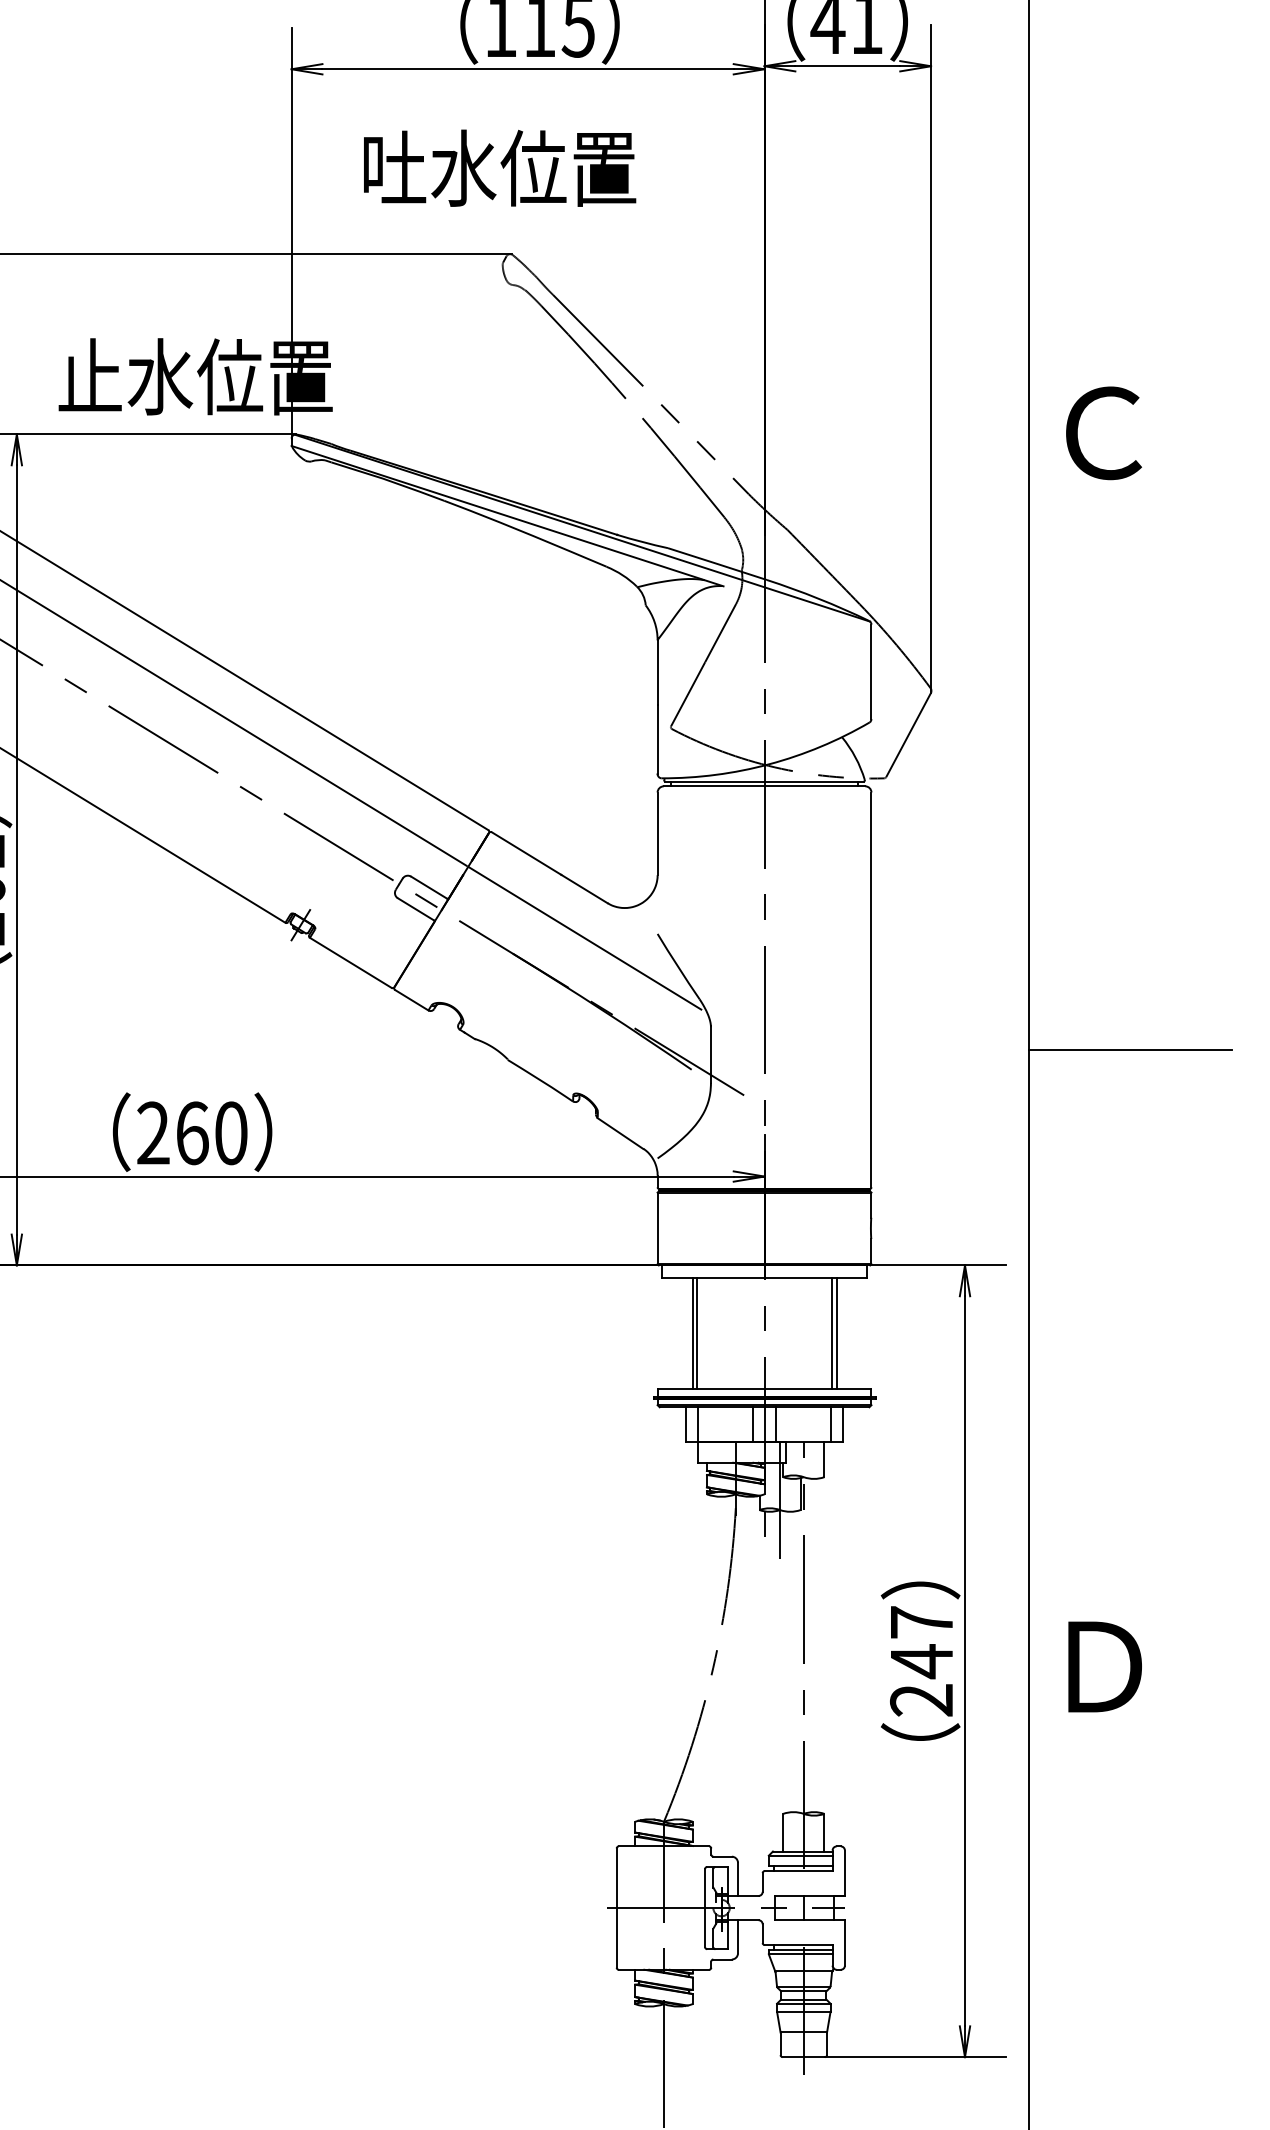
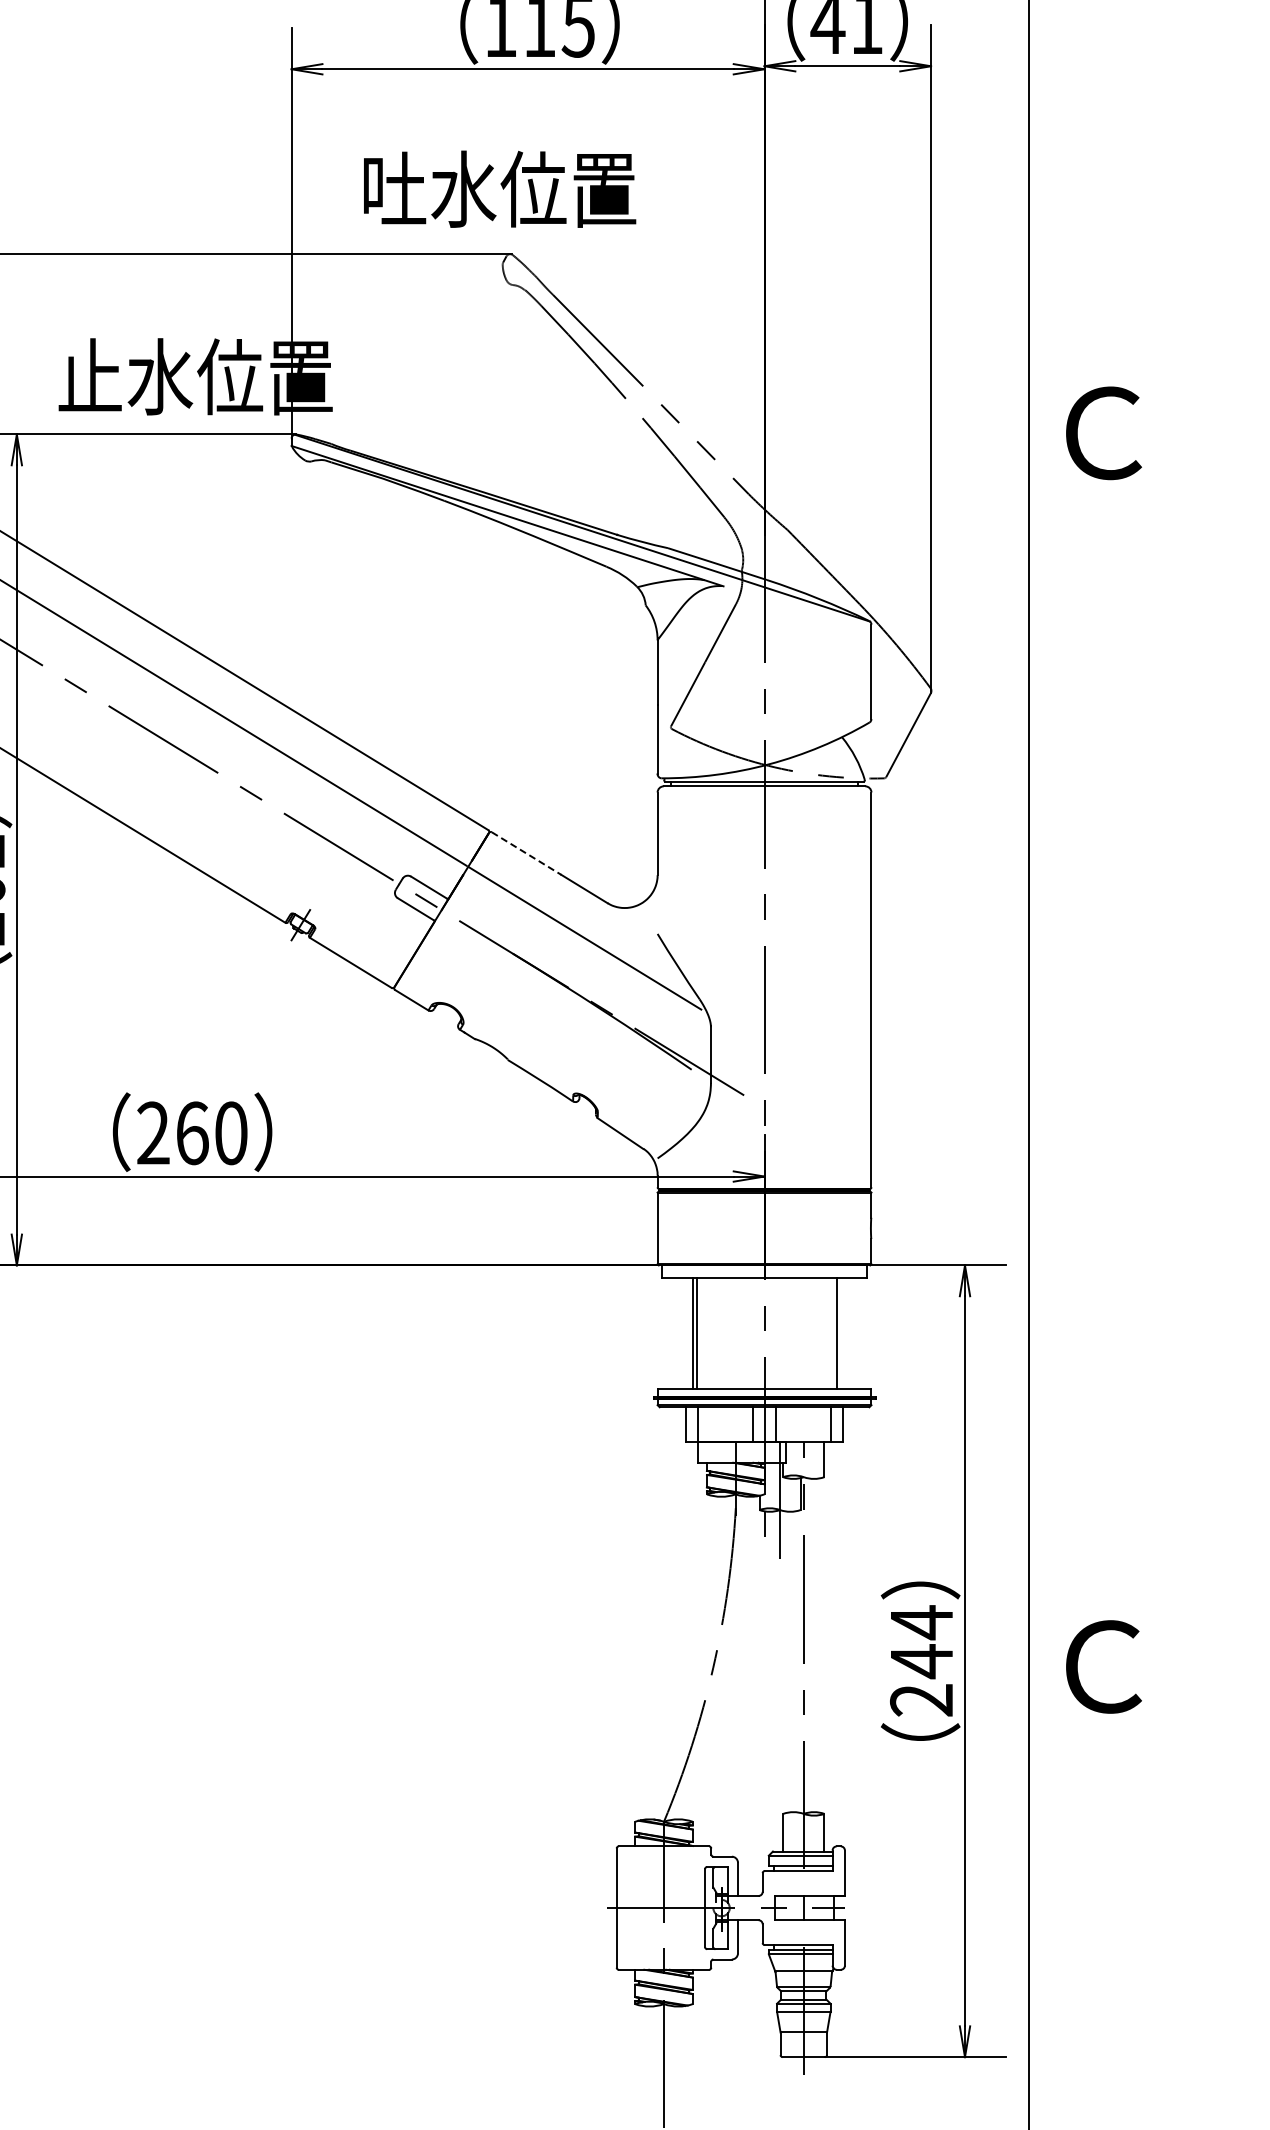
text position: (500, 167) -> (500, 188) (500, 188)
line: solid -> dashed (526, 853)
line: present -> none (1130, 1050)
line: present -> none (832, 1332)
text: 247 -> 244 (921, 1622)
text: Ｄ -> Ｃ (1103, 1666)
